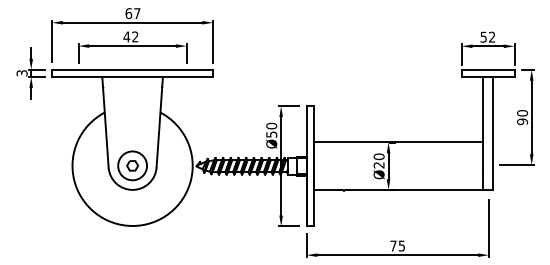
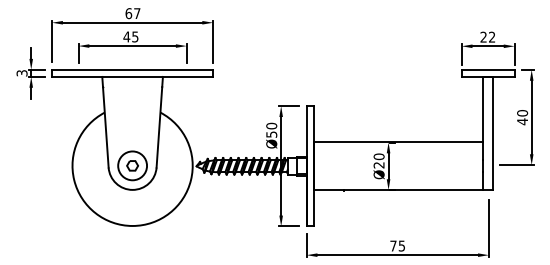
text: 42 -> 45 (135, 36)
text: 52 -> 22 (483, 36)
text: 90 -> 40 (522, 121)
